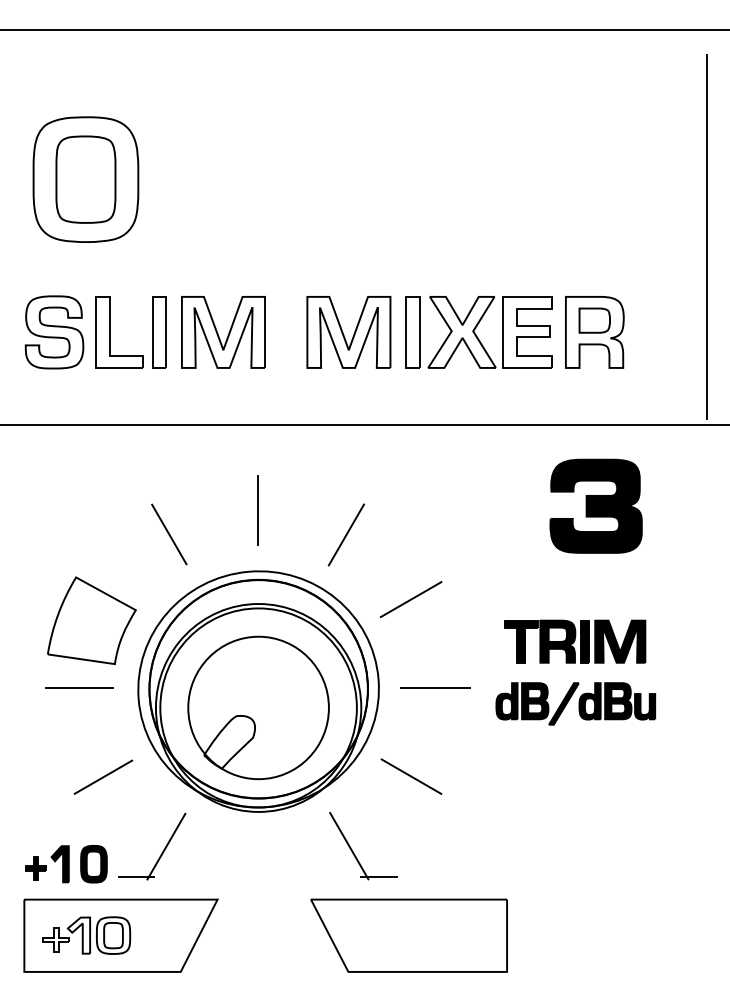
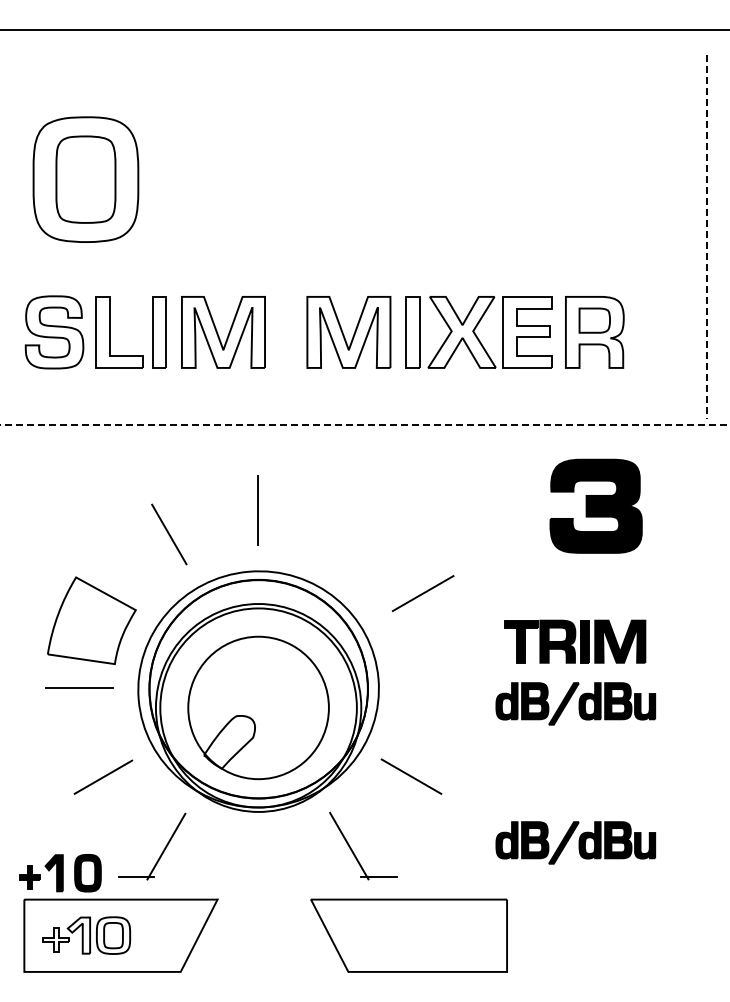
line: solid -> dashed (706, 237)
line: solid -> dashed (365, 424)
line: present -> none (345, 534)
line position: (410, 599) -> (422, 593) (422, 593)
line: present -> none (434, 687)
part: none -> present (575, 842)
part position: (66, 864) -> (60, 873) (60, 873)
